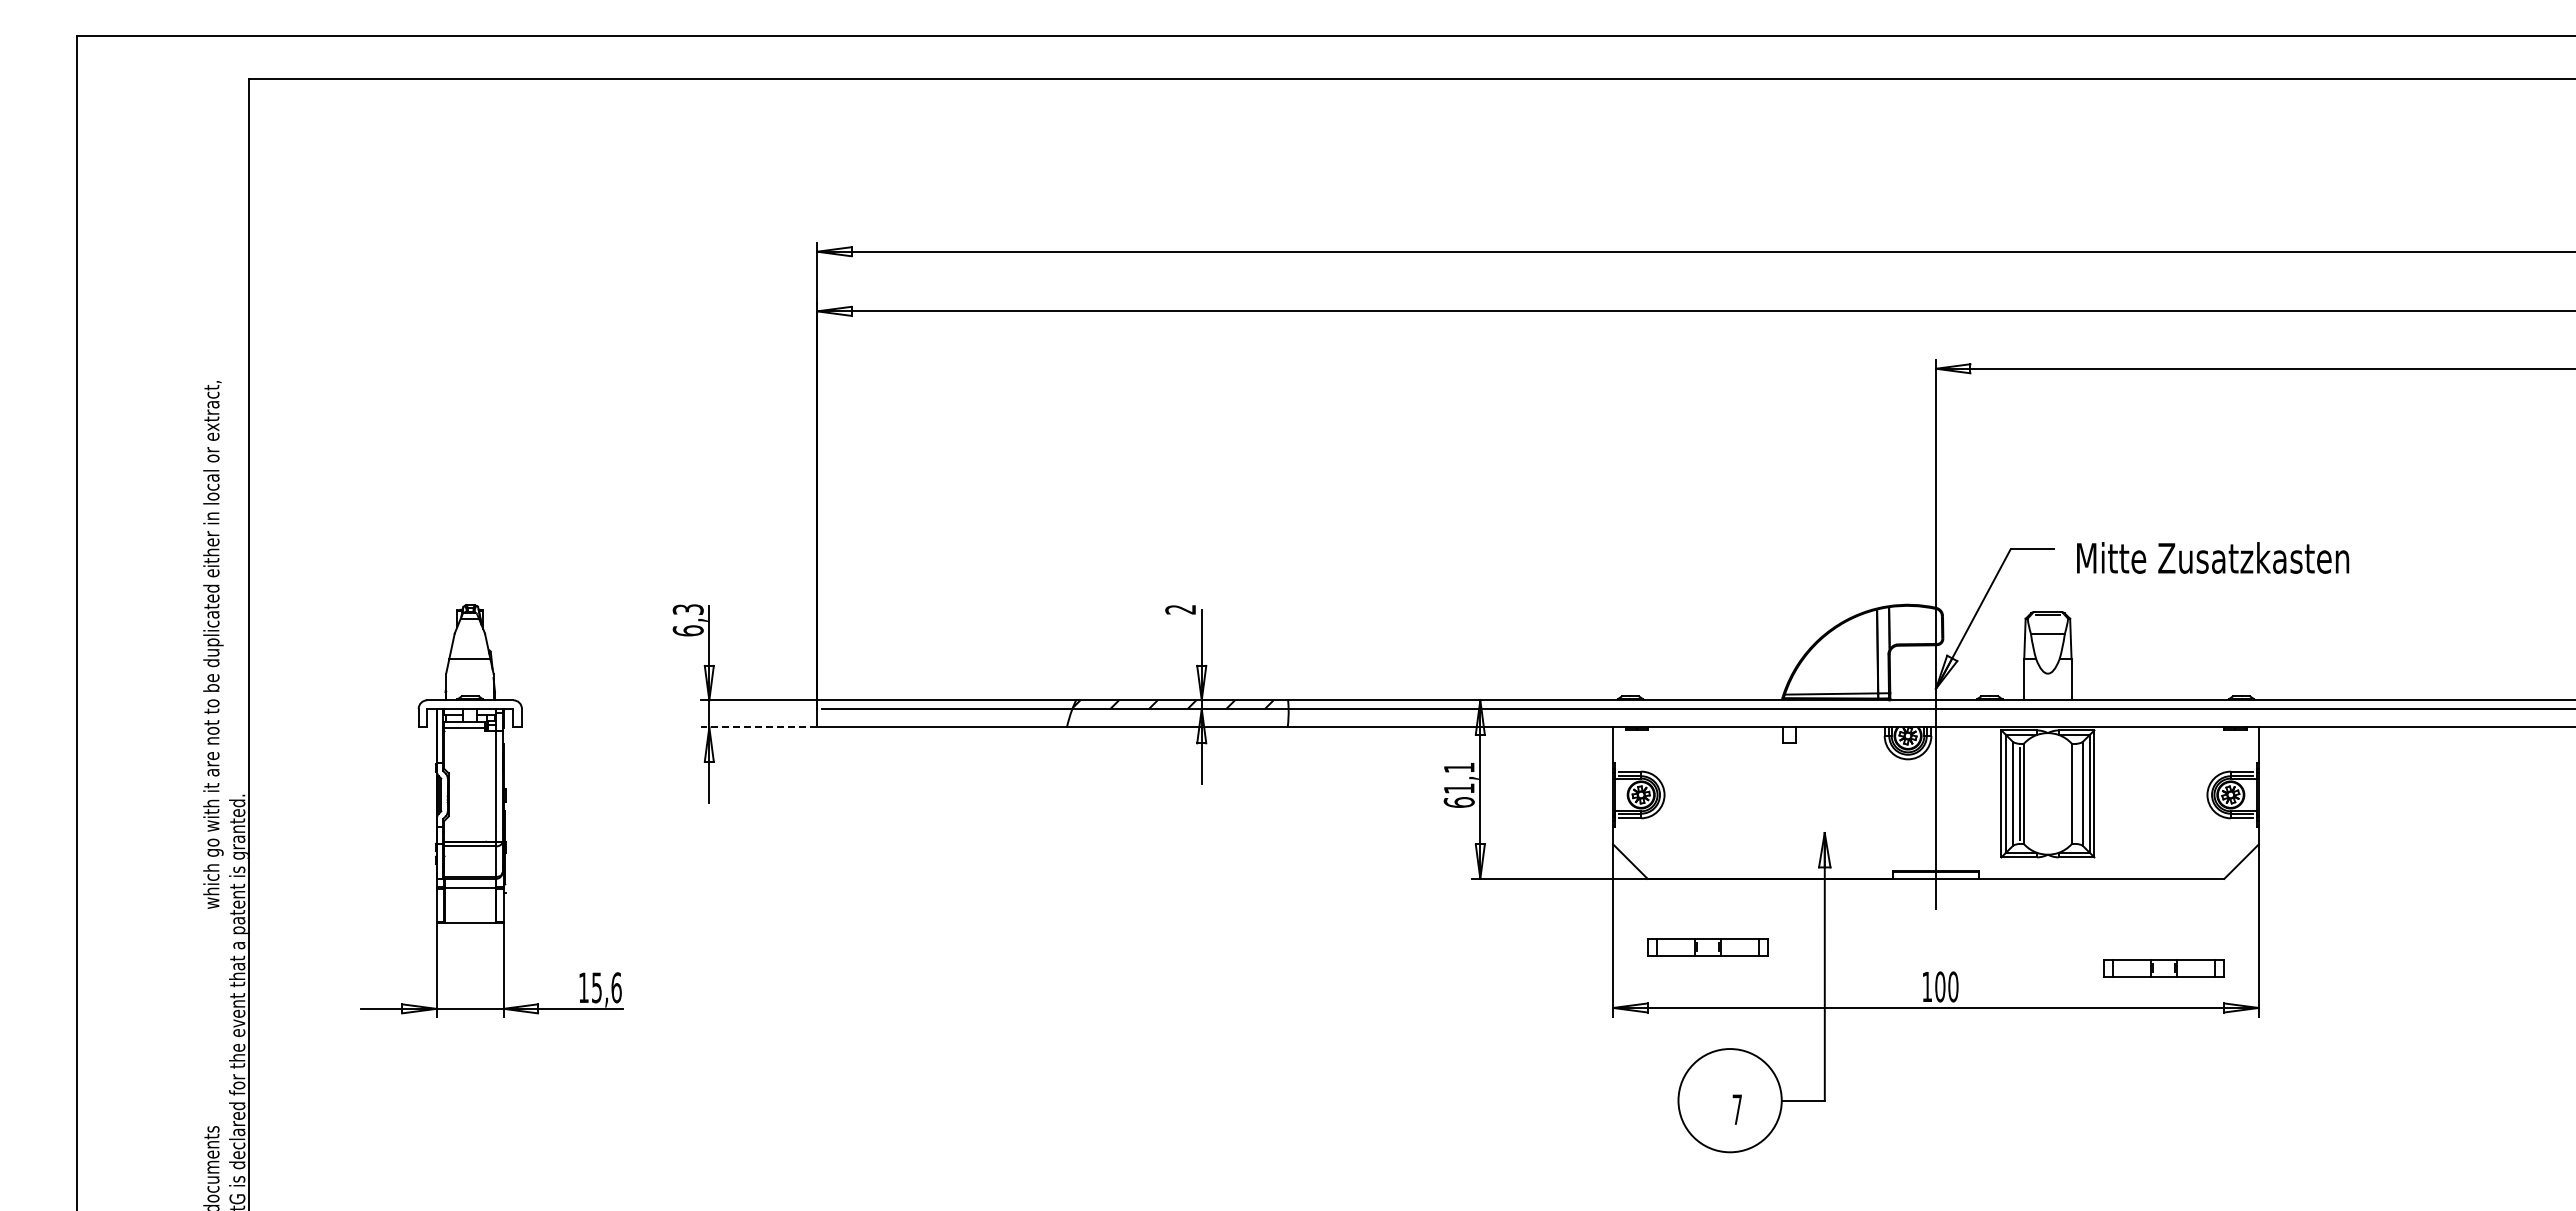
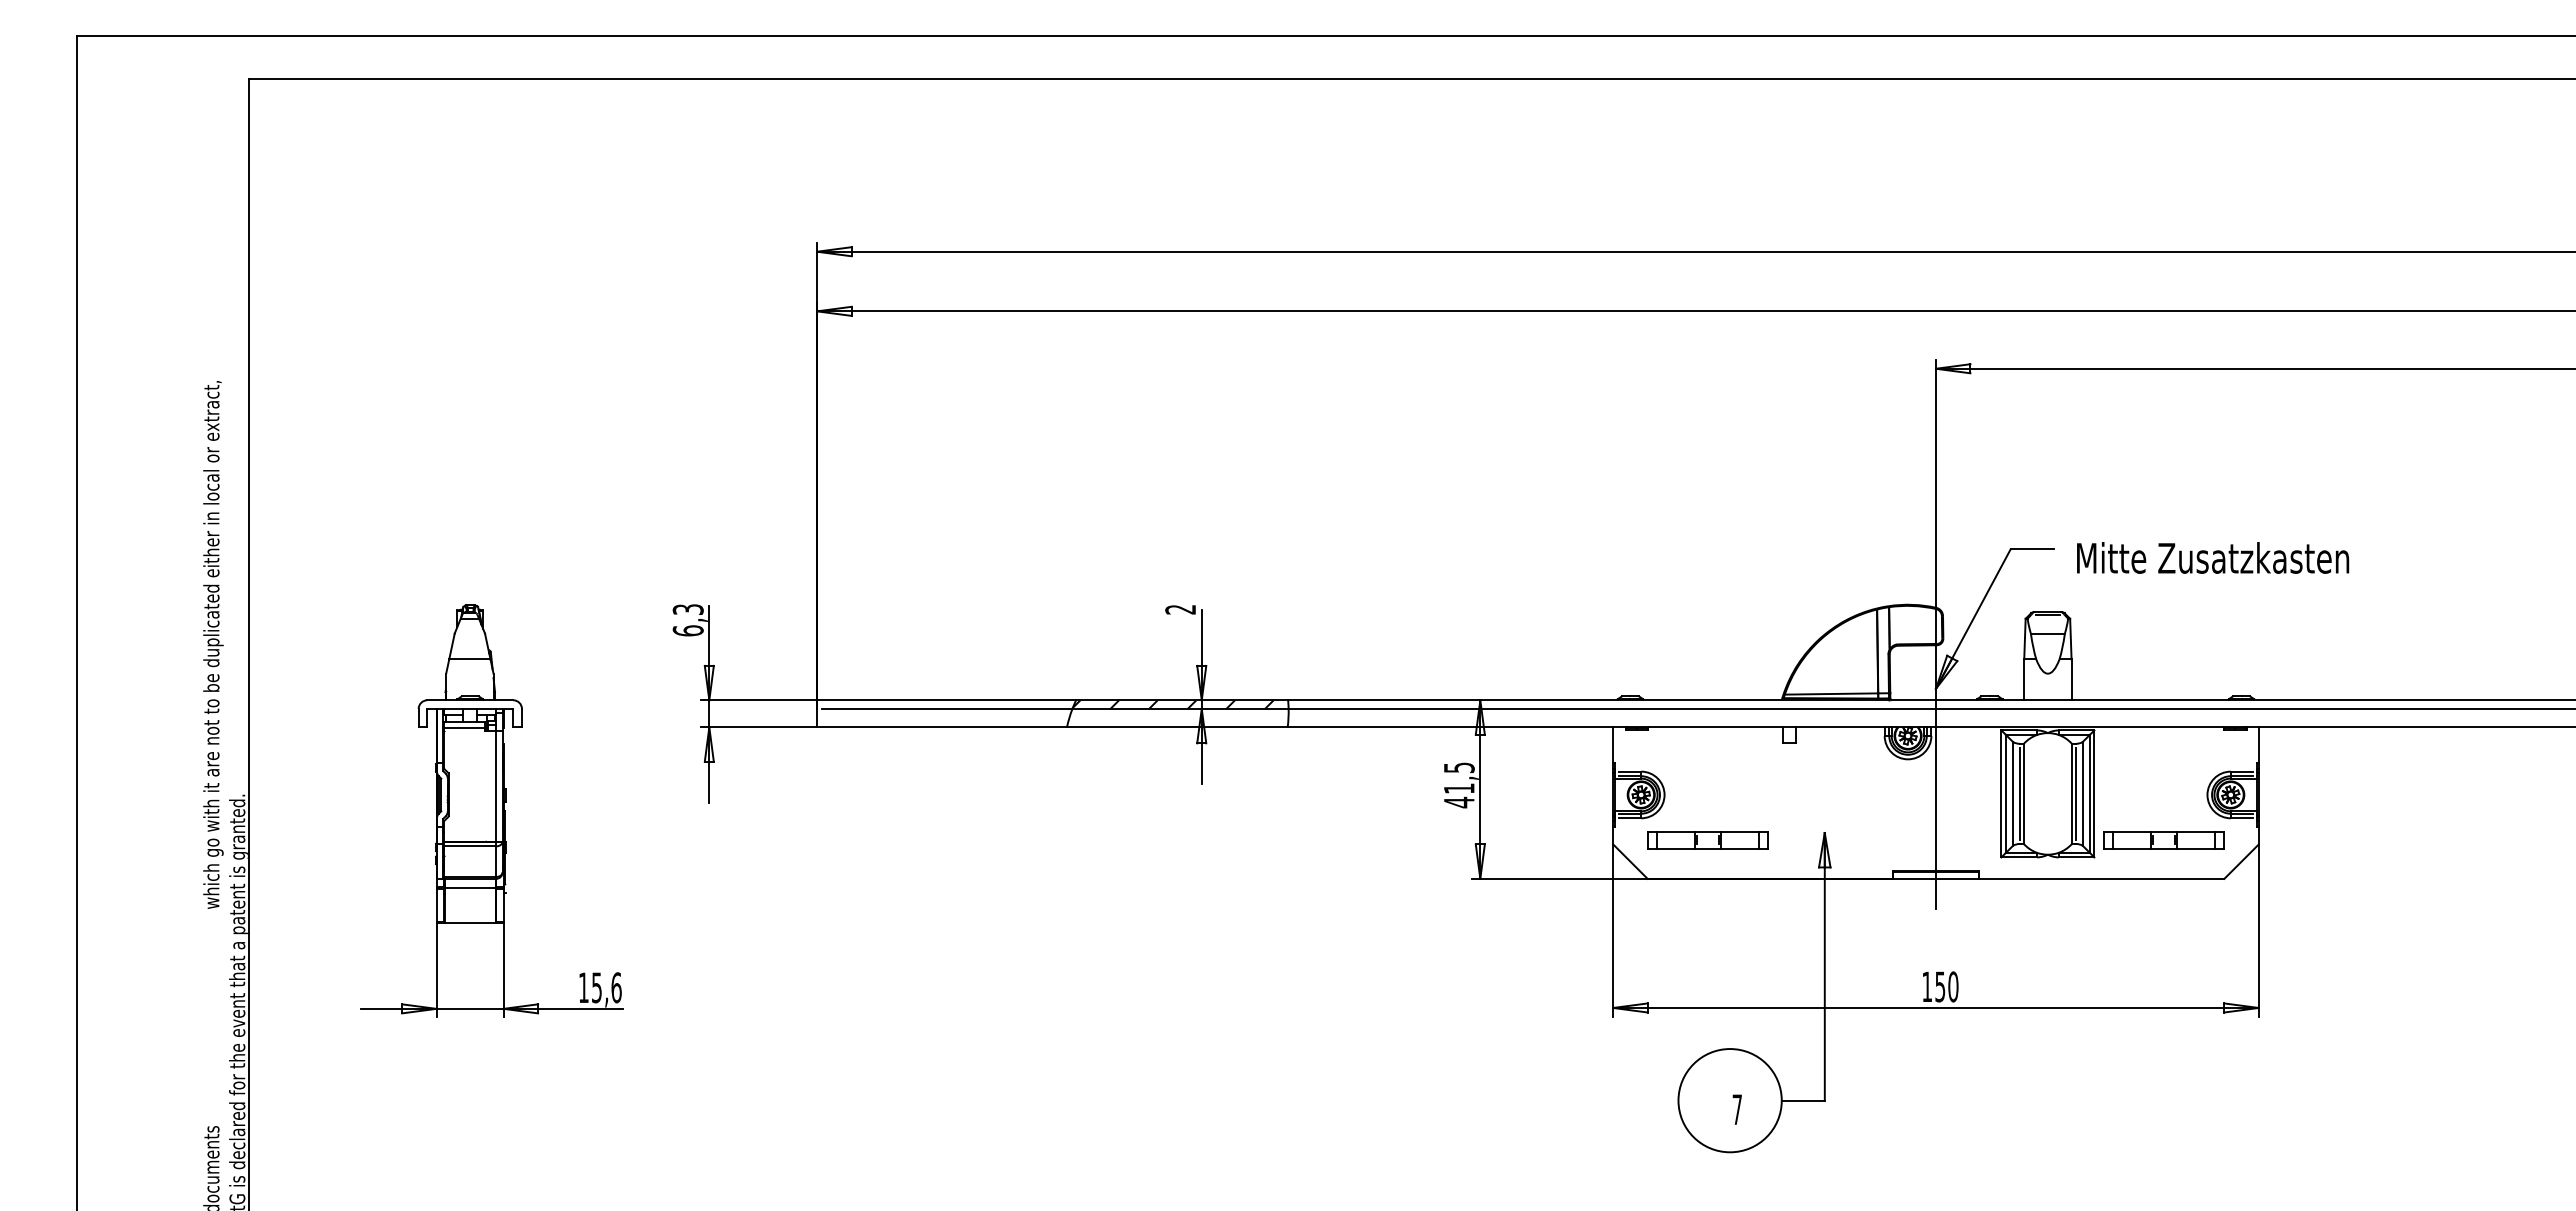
line: dashed -> solid (758, 727)
text: 61,1 -> 41,5 (1458, 785)
line: none -> present (2075, 793)
part position: (1707, 947) -> (1707, 840) (1707, 840)
part position: (2163, 968) -> (2163, 840) (2163, 840)
text: 100 -> 150 (1940, 986)
